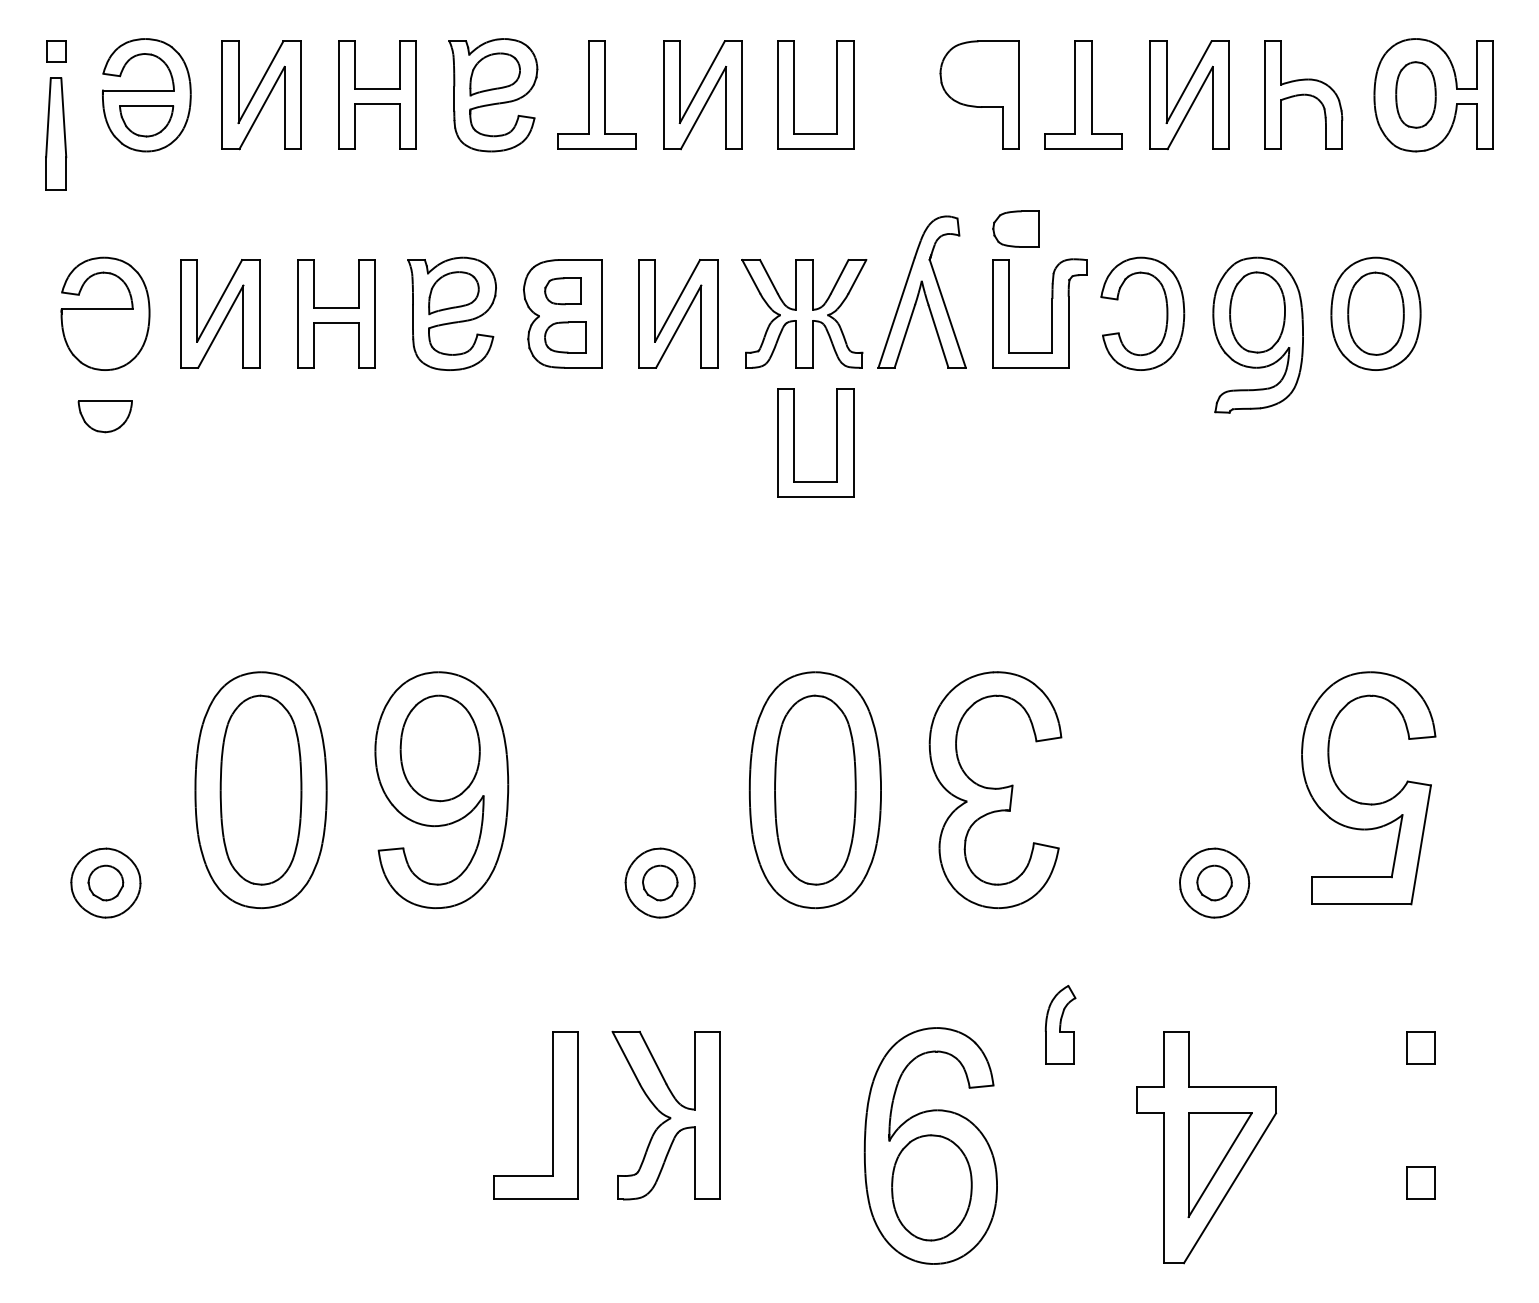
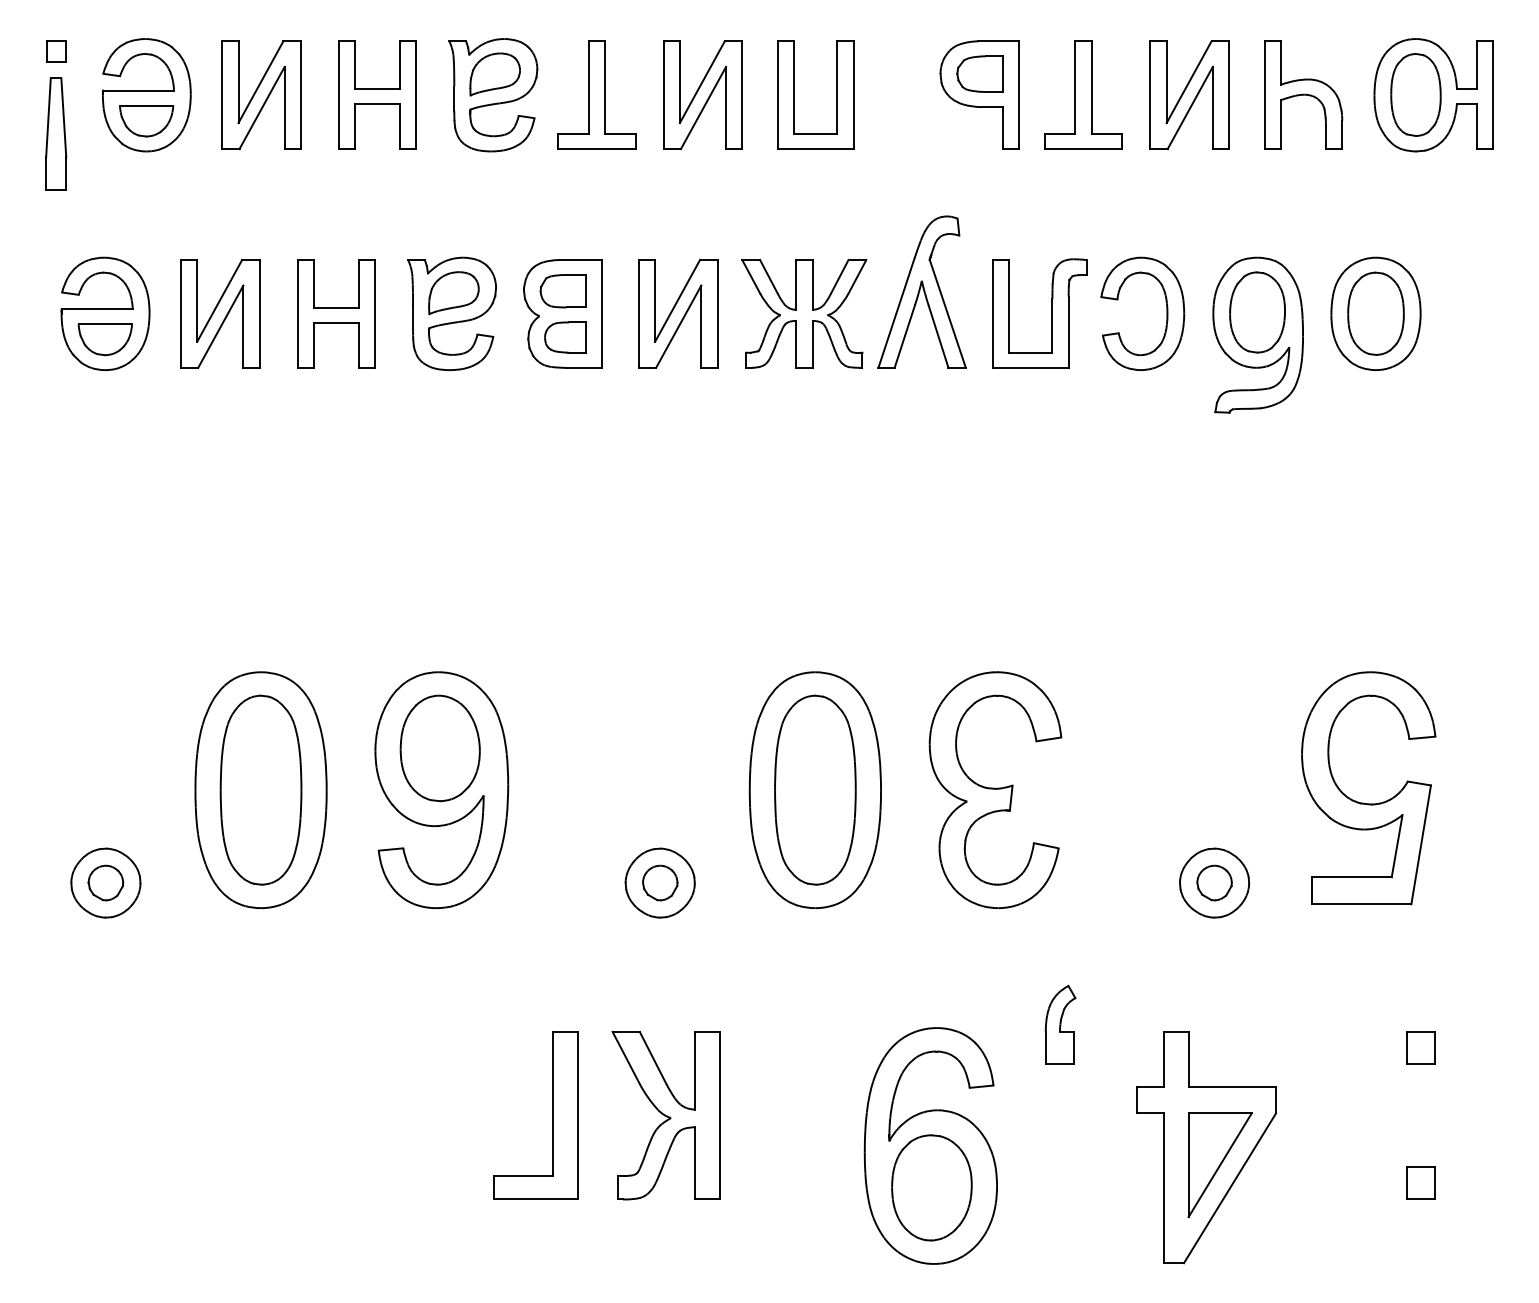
part size: 42x68 px -> 52x84 px (1415, 94)
part position: (1015, 228) -> (979, 73) (979, 73)
part size: 38x29 px -> 48x35 px (562, 291)
part position: (104, 416) -> (104, 339) (104, 339)
part: present -> none (794, 442)
